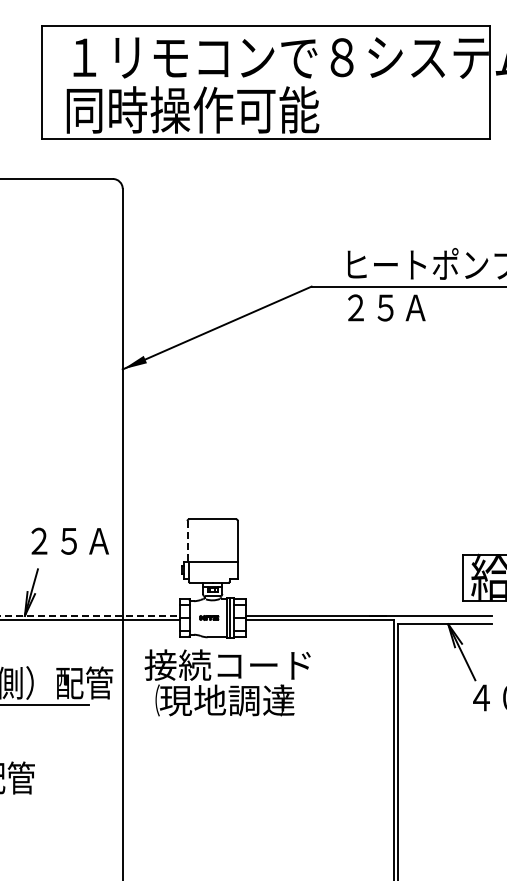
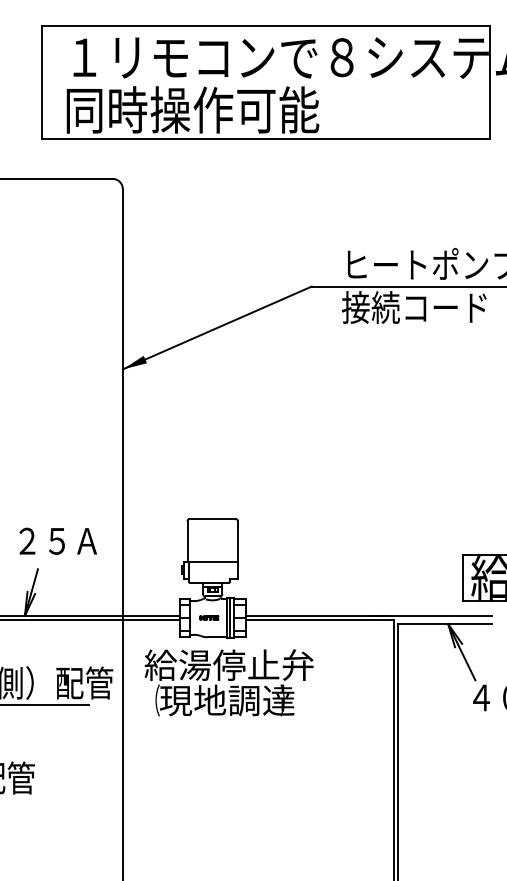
text: ２５Ａ -> 接続コード (413, 307)
text position: (69, 540) -> (57, 540) (57, 540)
line: dashed -> solid (187, 541)
line: dashed -> solid (90, 615)
text: 接続コード -> 給湯停止弁 (228, 664)
